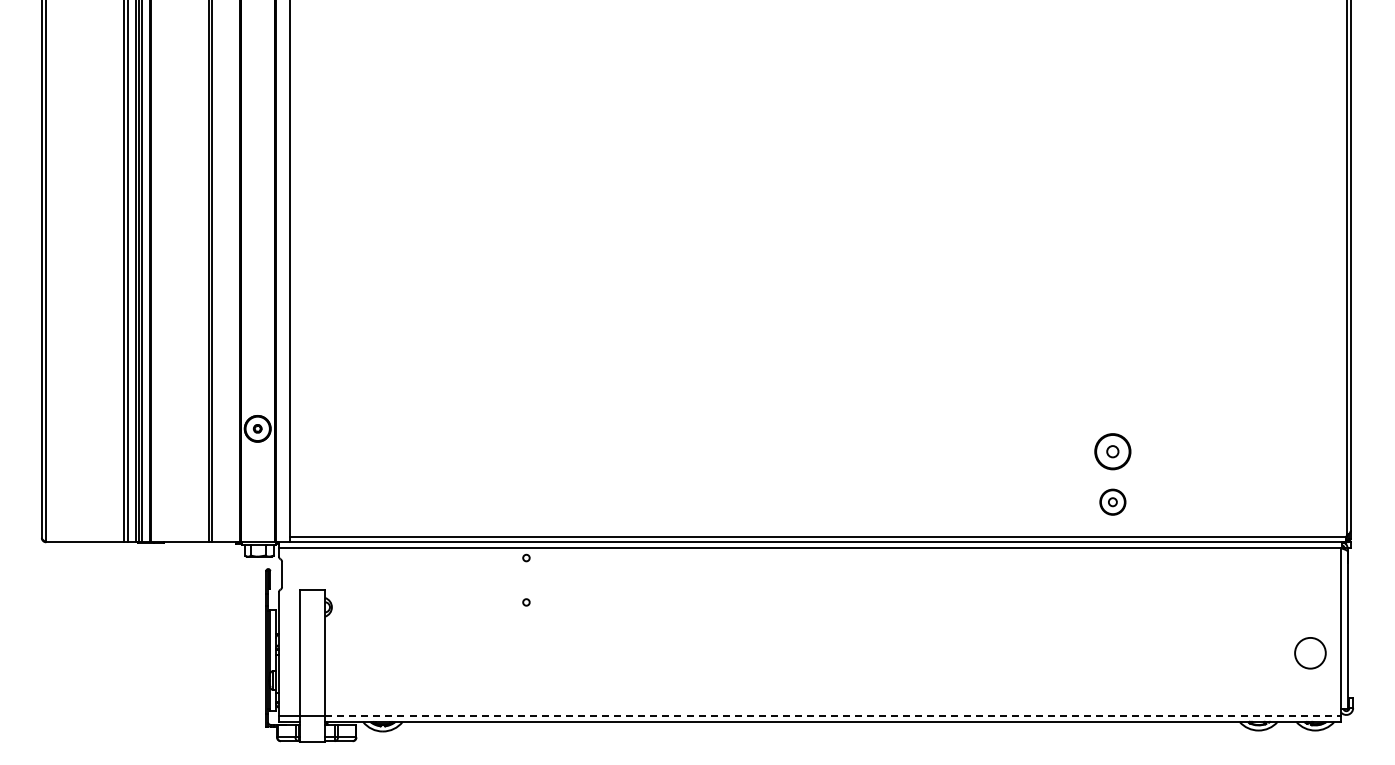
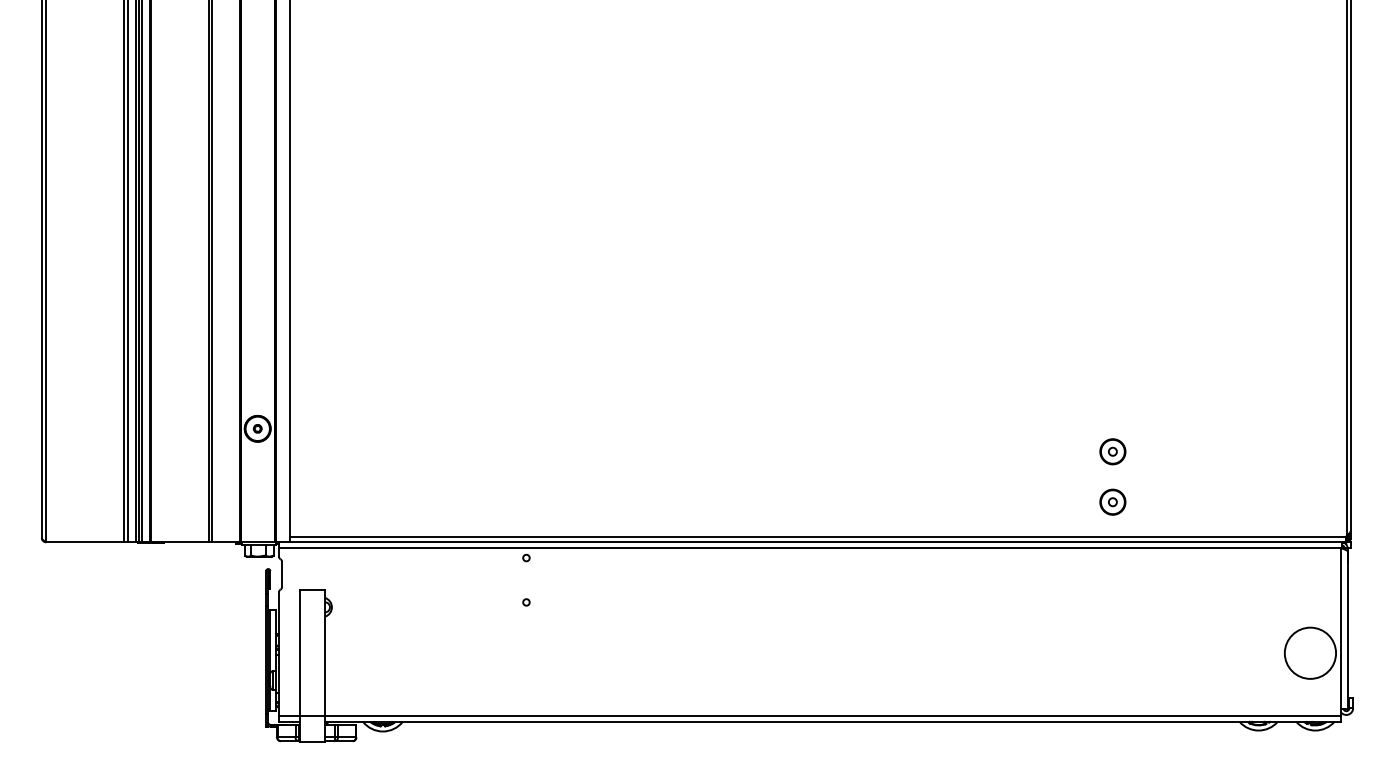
part size: 38x38 px -> 28x28 px (1112, 451)
circle diameter: 31 px -> 51 px (1310, 652)
line: dashed -> solid (833, 715)
